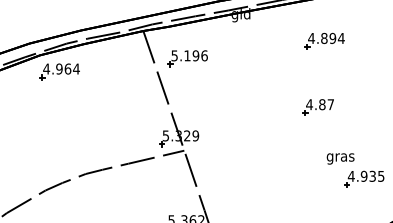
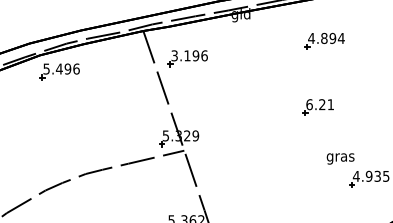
text: 5.196 -> 3.196 (174, 55)
text: 4.964 -> 5.496 (61, 68)
text: 4.87 -> 6.21 (319, 104)
part position: (364, 178) -> (369, 178) (369, 178)
